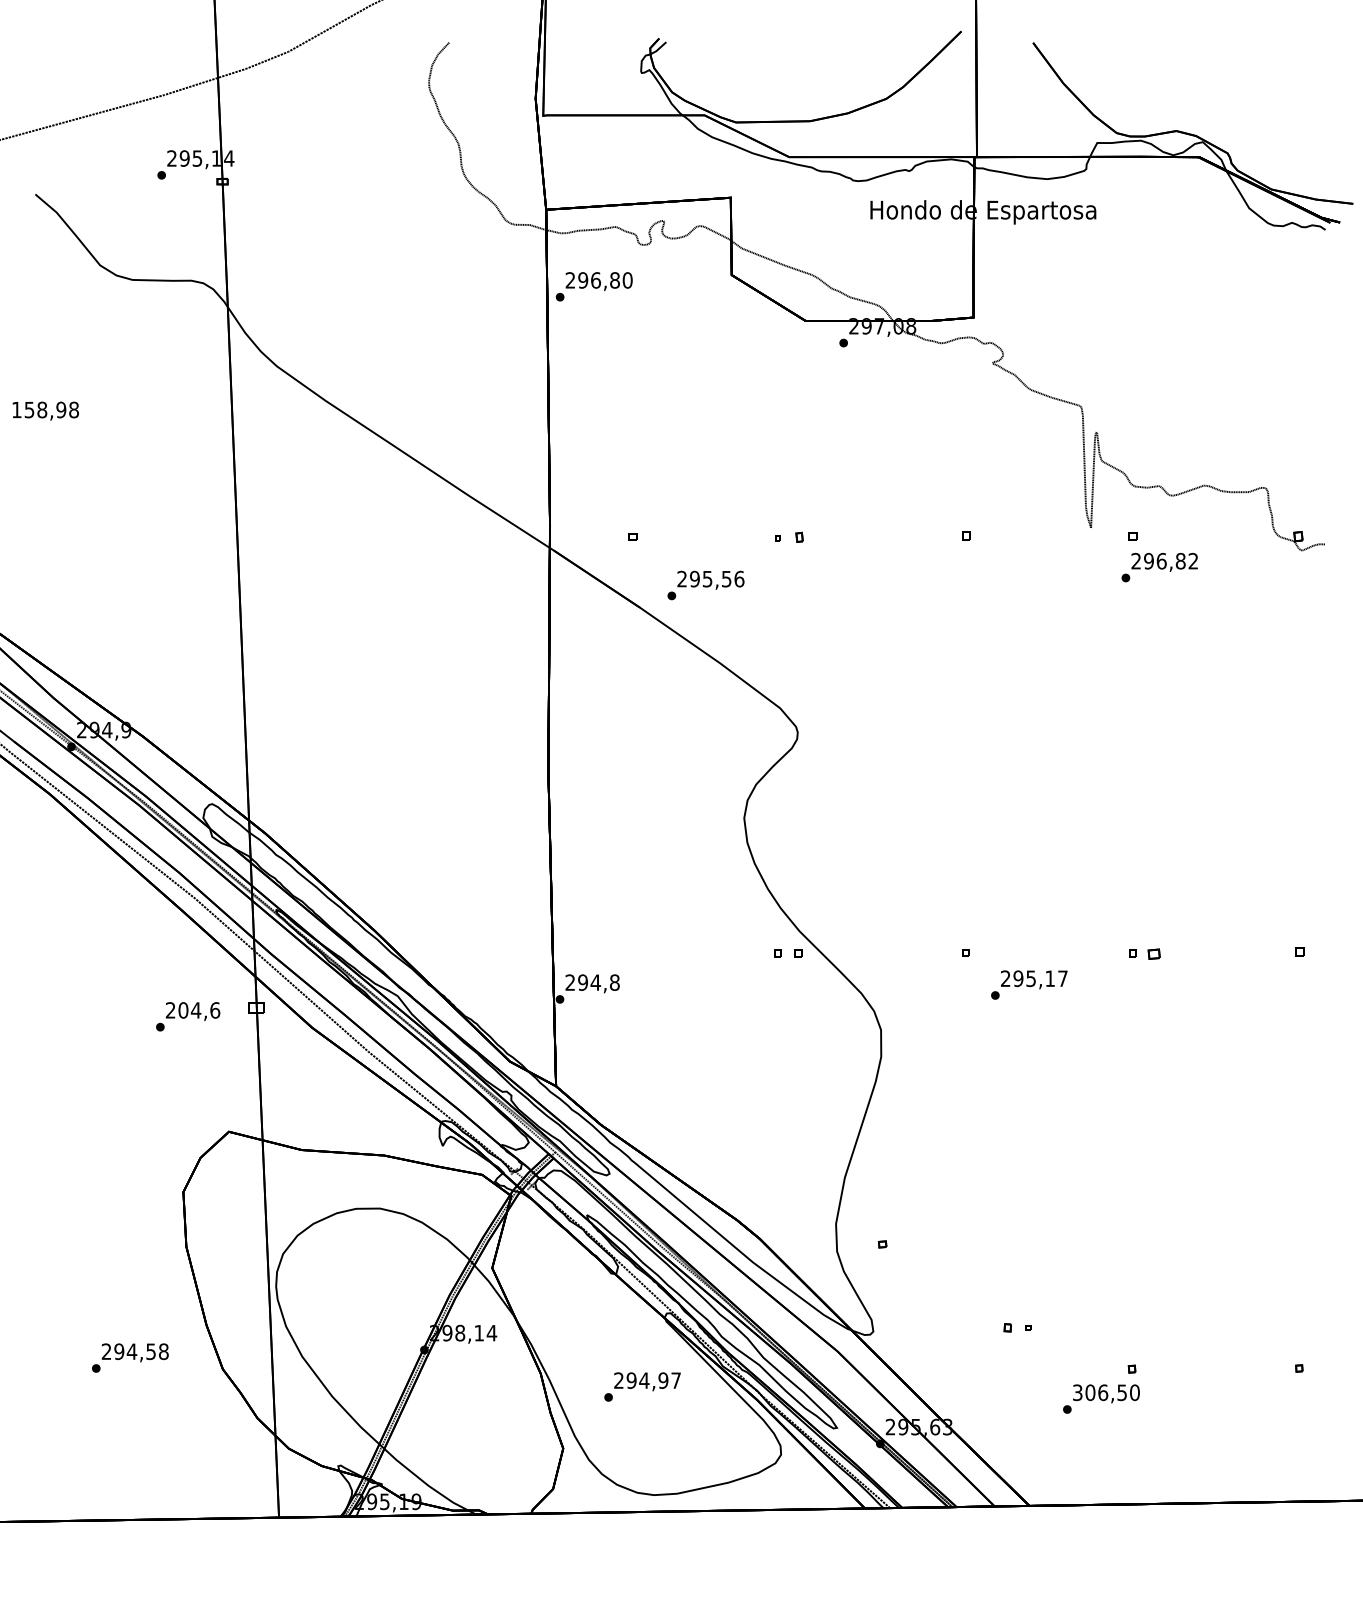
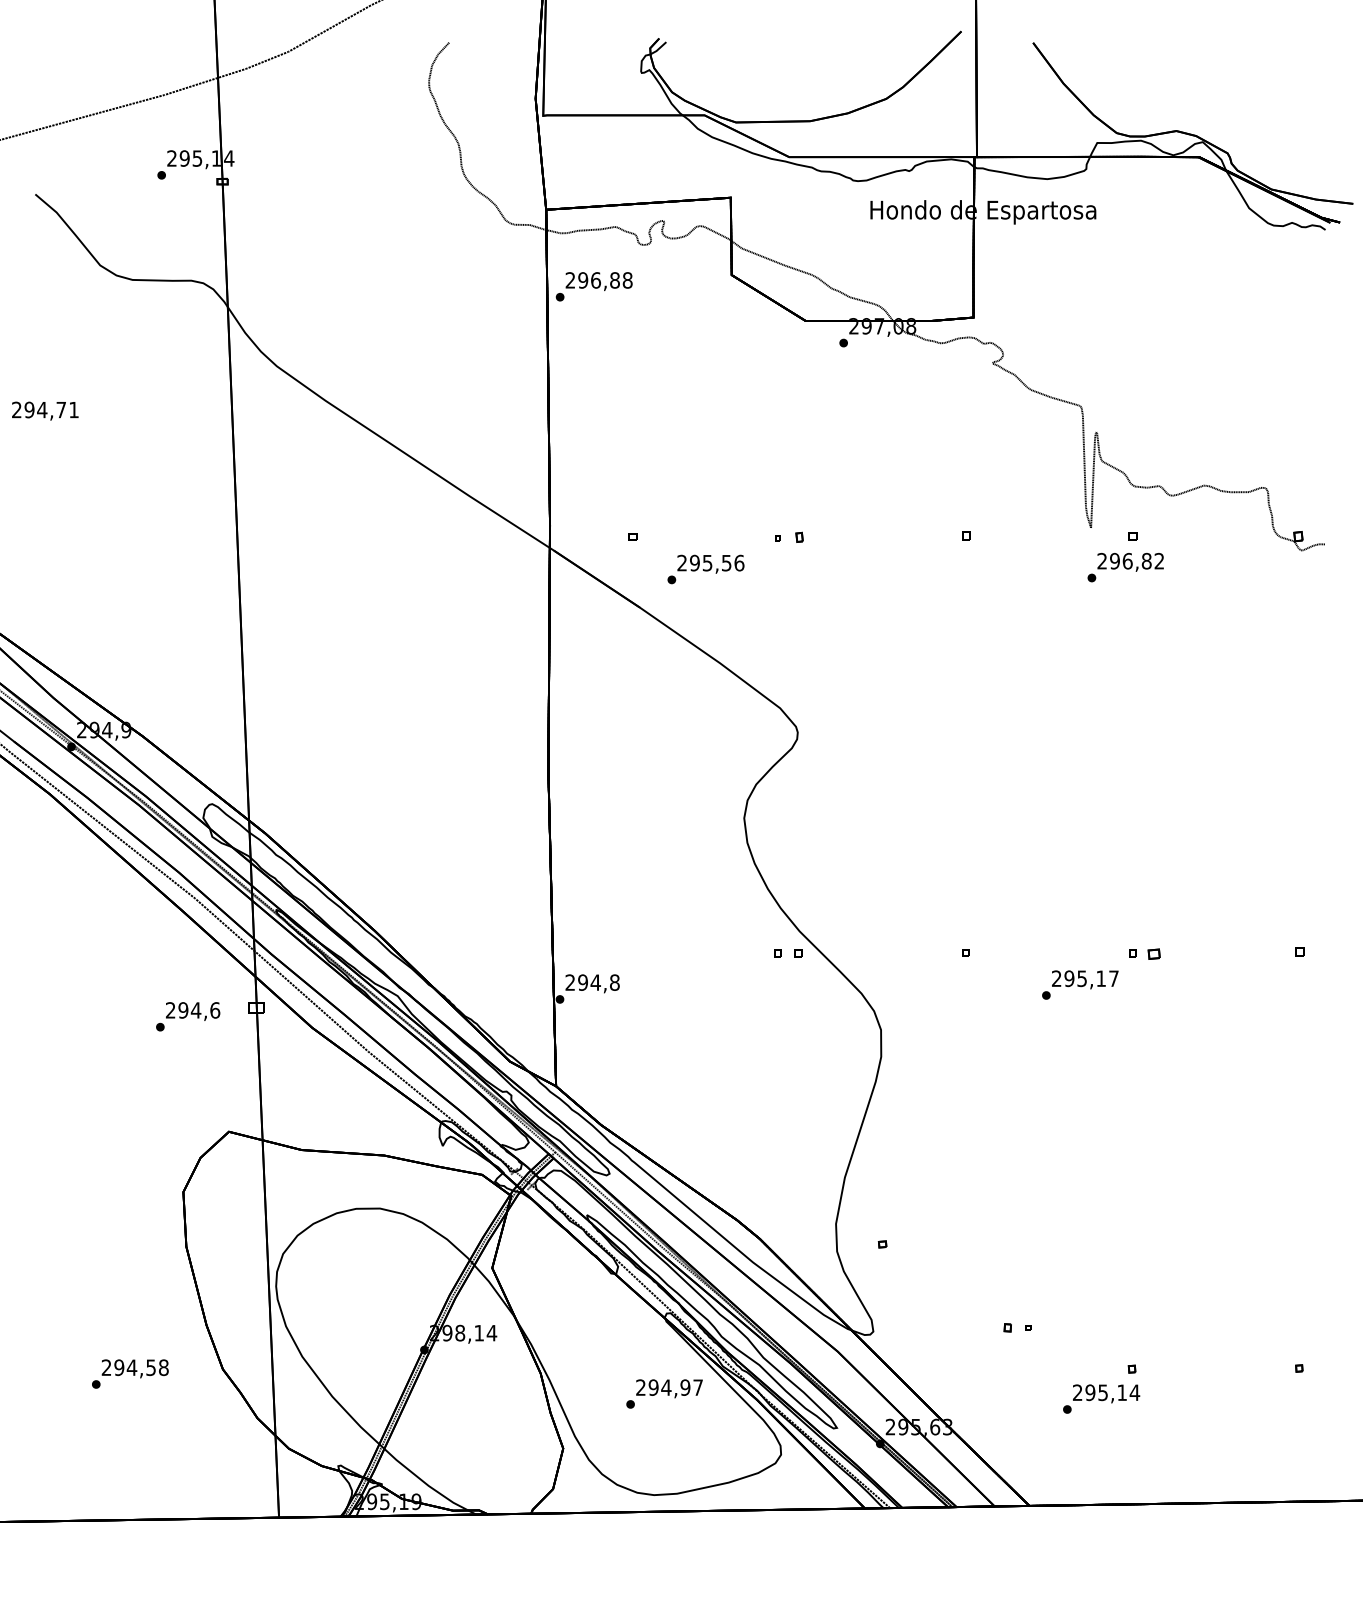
text: 296,80 -> 296,88 (627, 280)
text: 158,98 -> 294,71 (45, 409)
text position: (1159, 567) -> (1125, 567) (1125, 567)
text position: (705, 585) -> (705, 569) (705, 569)
text position: (1029, 984) -> (1080, 984) (1080, 984)
text: 204,6 -> 294,6 (183, 1010)
text position: (130, 1357) -> (130, 1373) (130, 1373)
text position: (642, 1386) -> (664, 1393) (664, 1393)
text: 306,50 -> 295,14 (1106, 1392)
